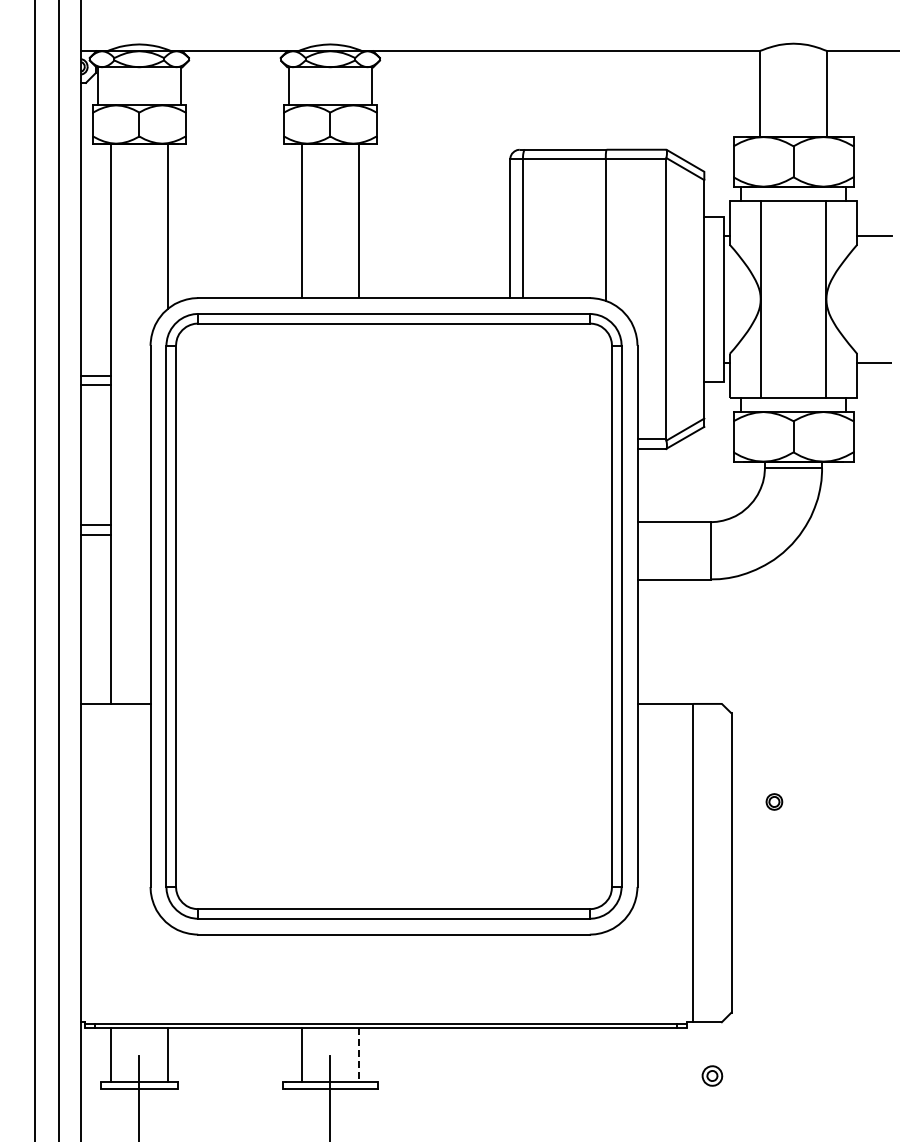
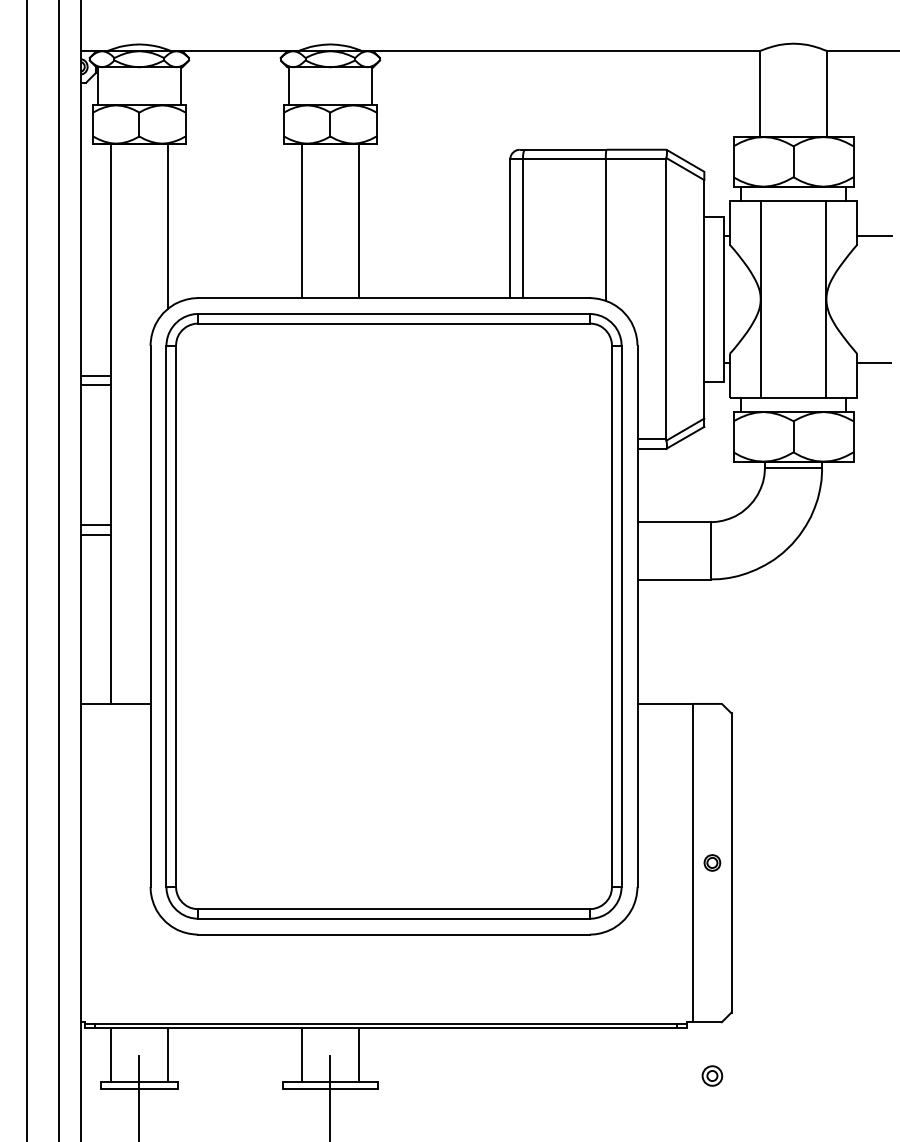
line position: (35, 570) -> (27, 570) (27, 570)
part position: (774, 801) -> (712, 862) (712, 862)
line: dashed -> solid (359, 1055)
